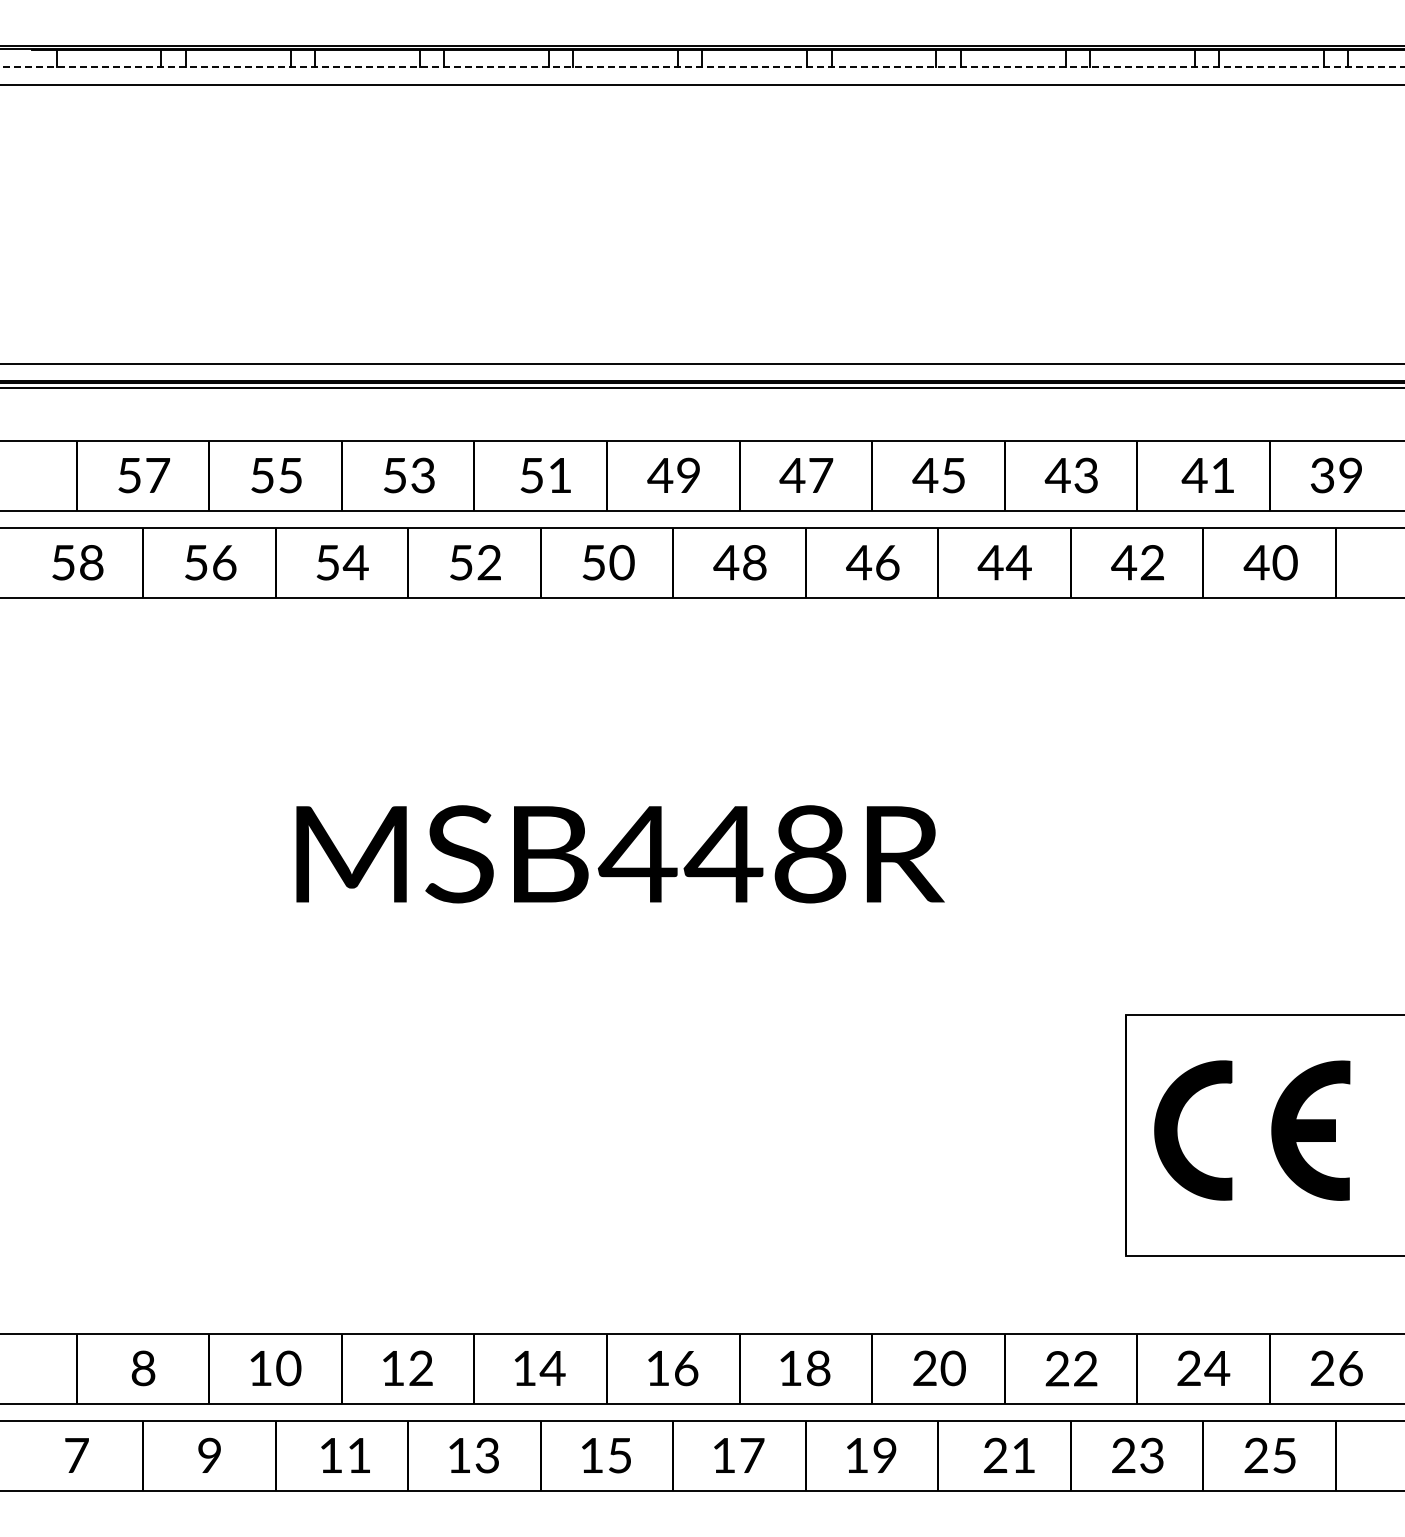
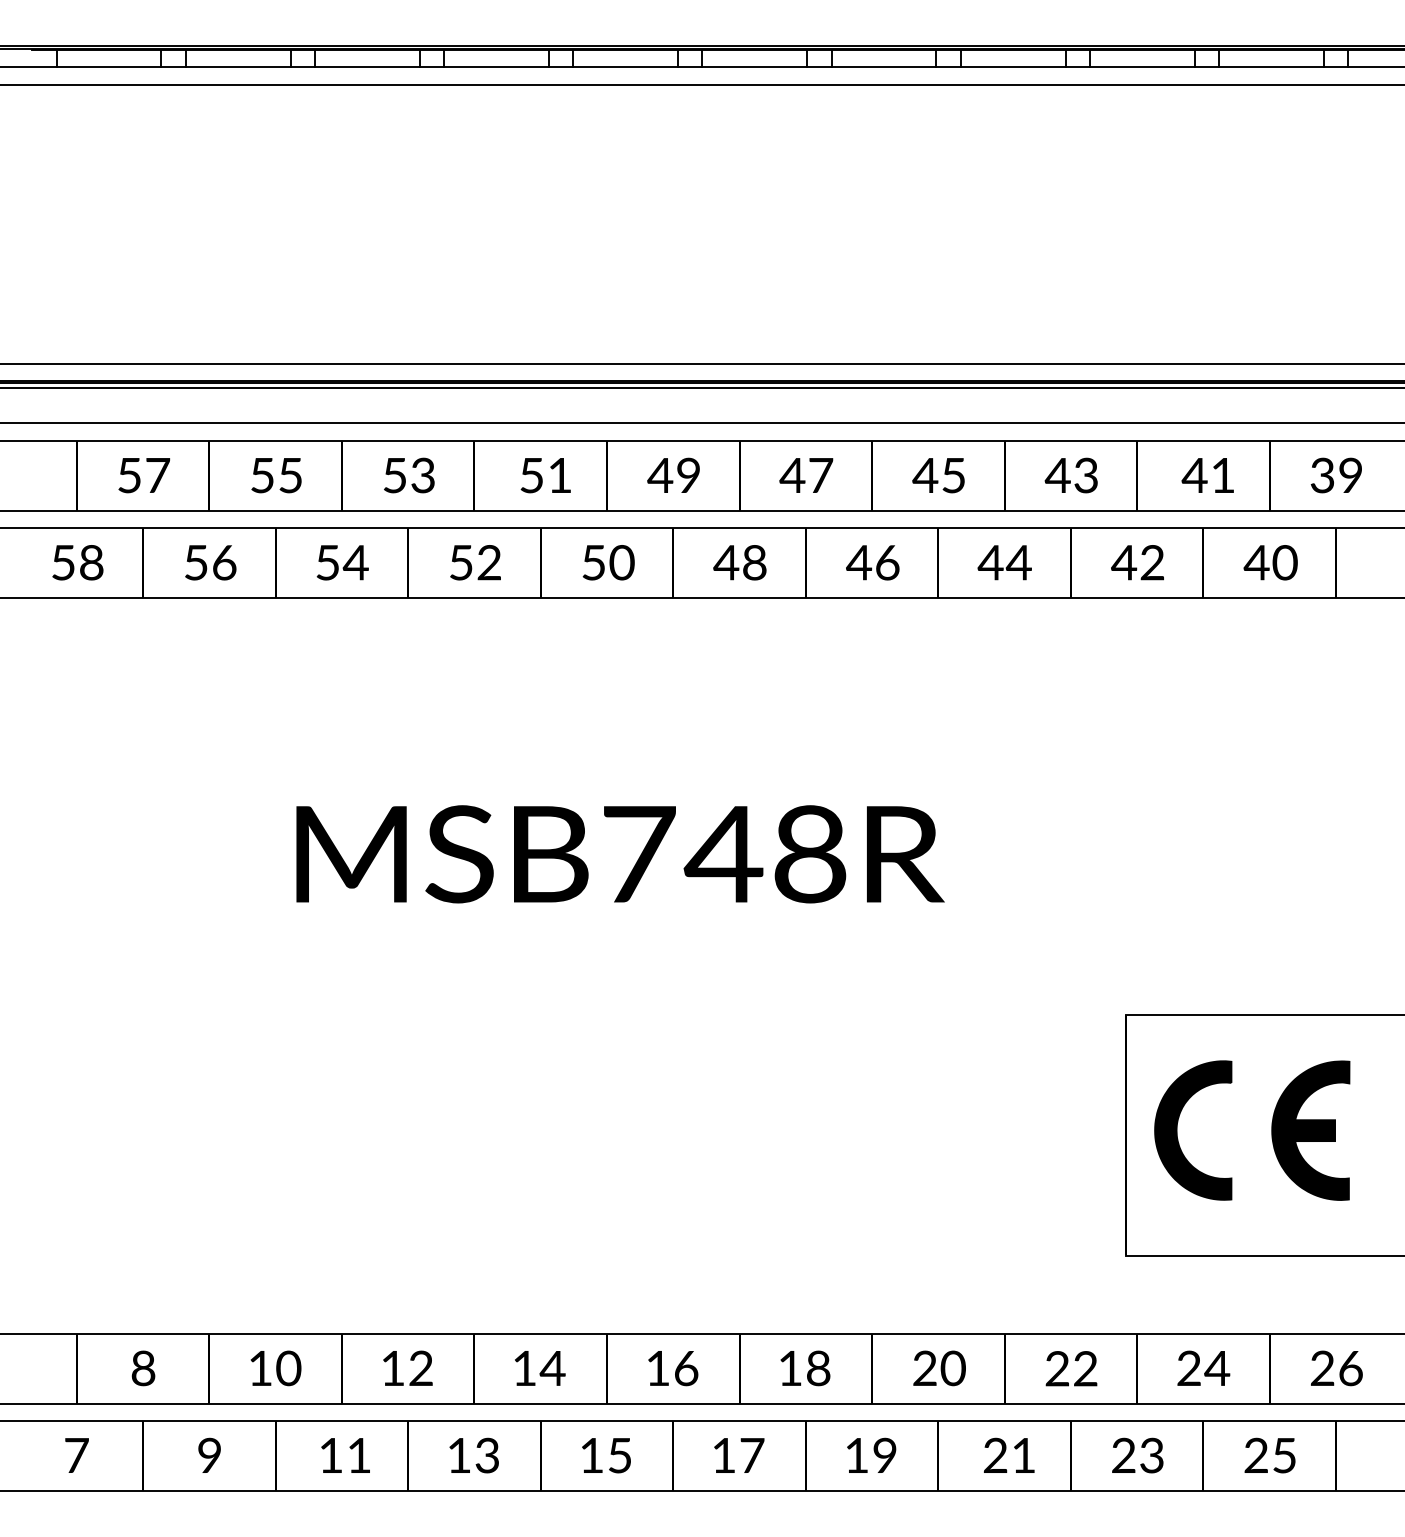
line: dashed -> solid (702, 67)
line: none -> present (701, 423)
text: MSB448R -> MSB748R (637, 854)
